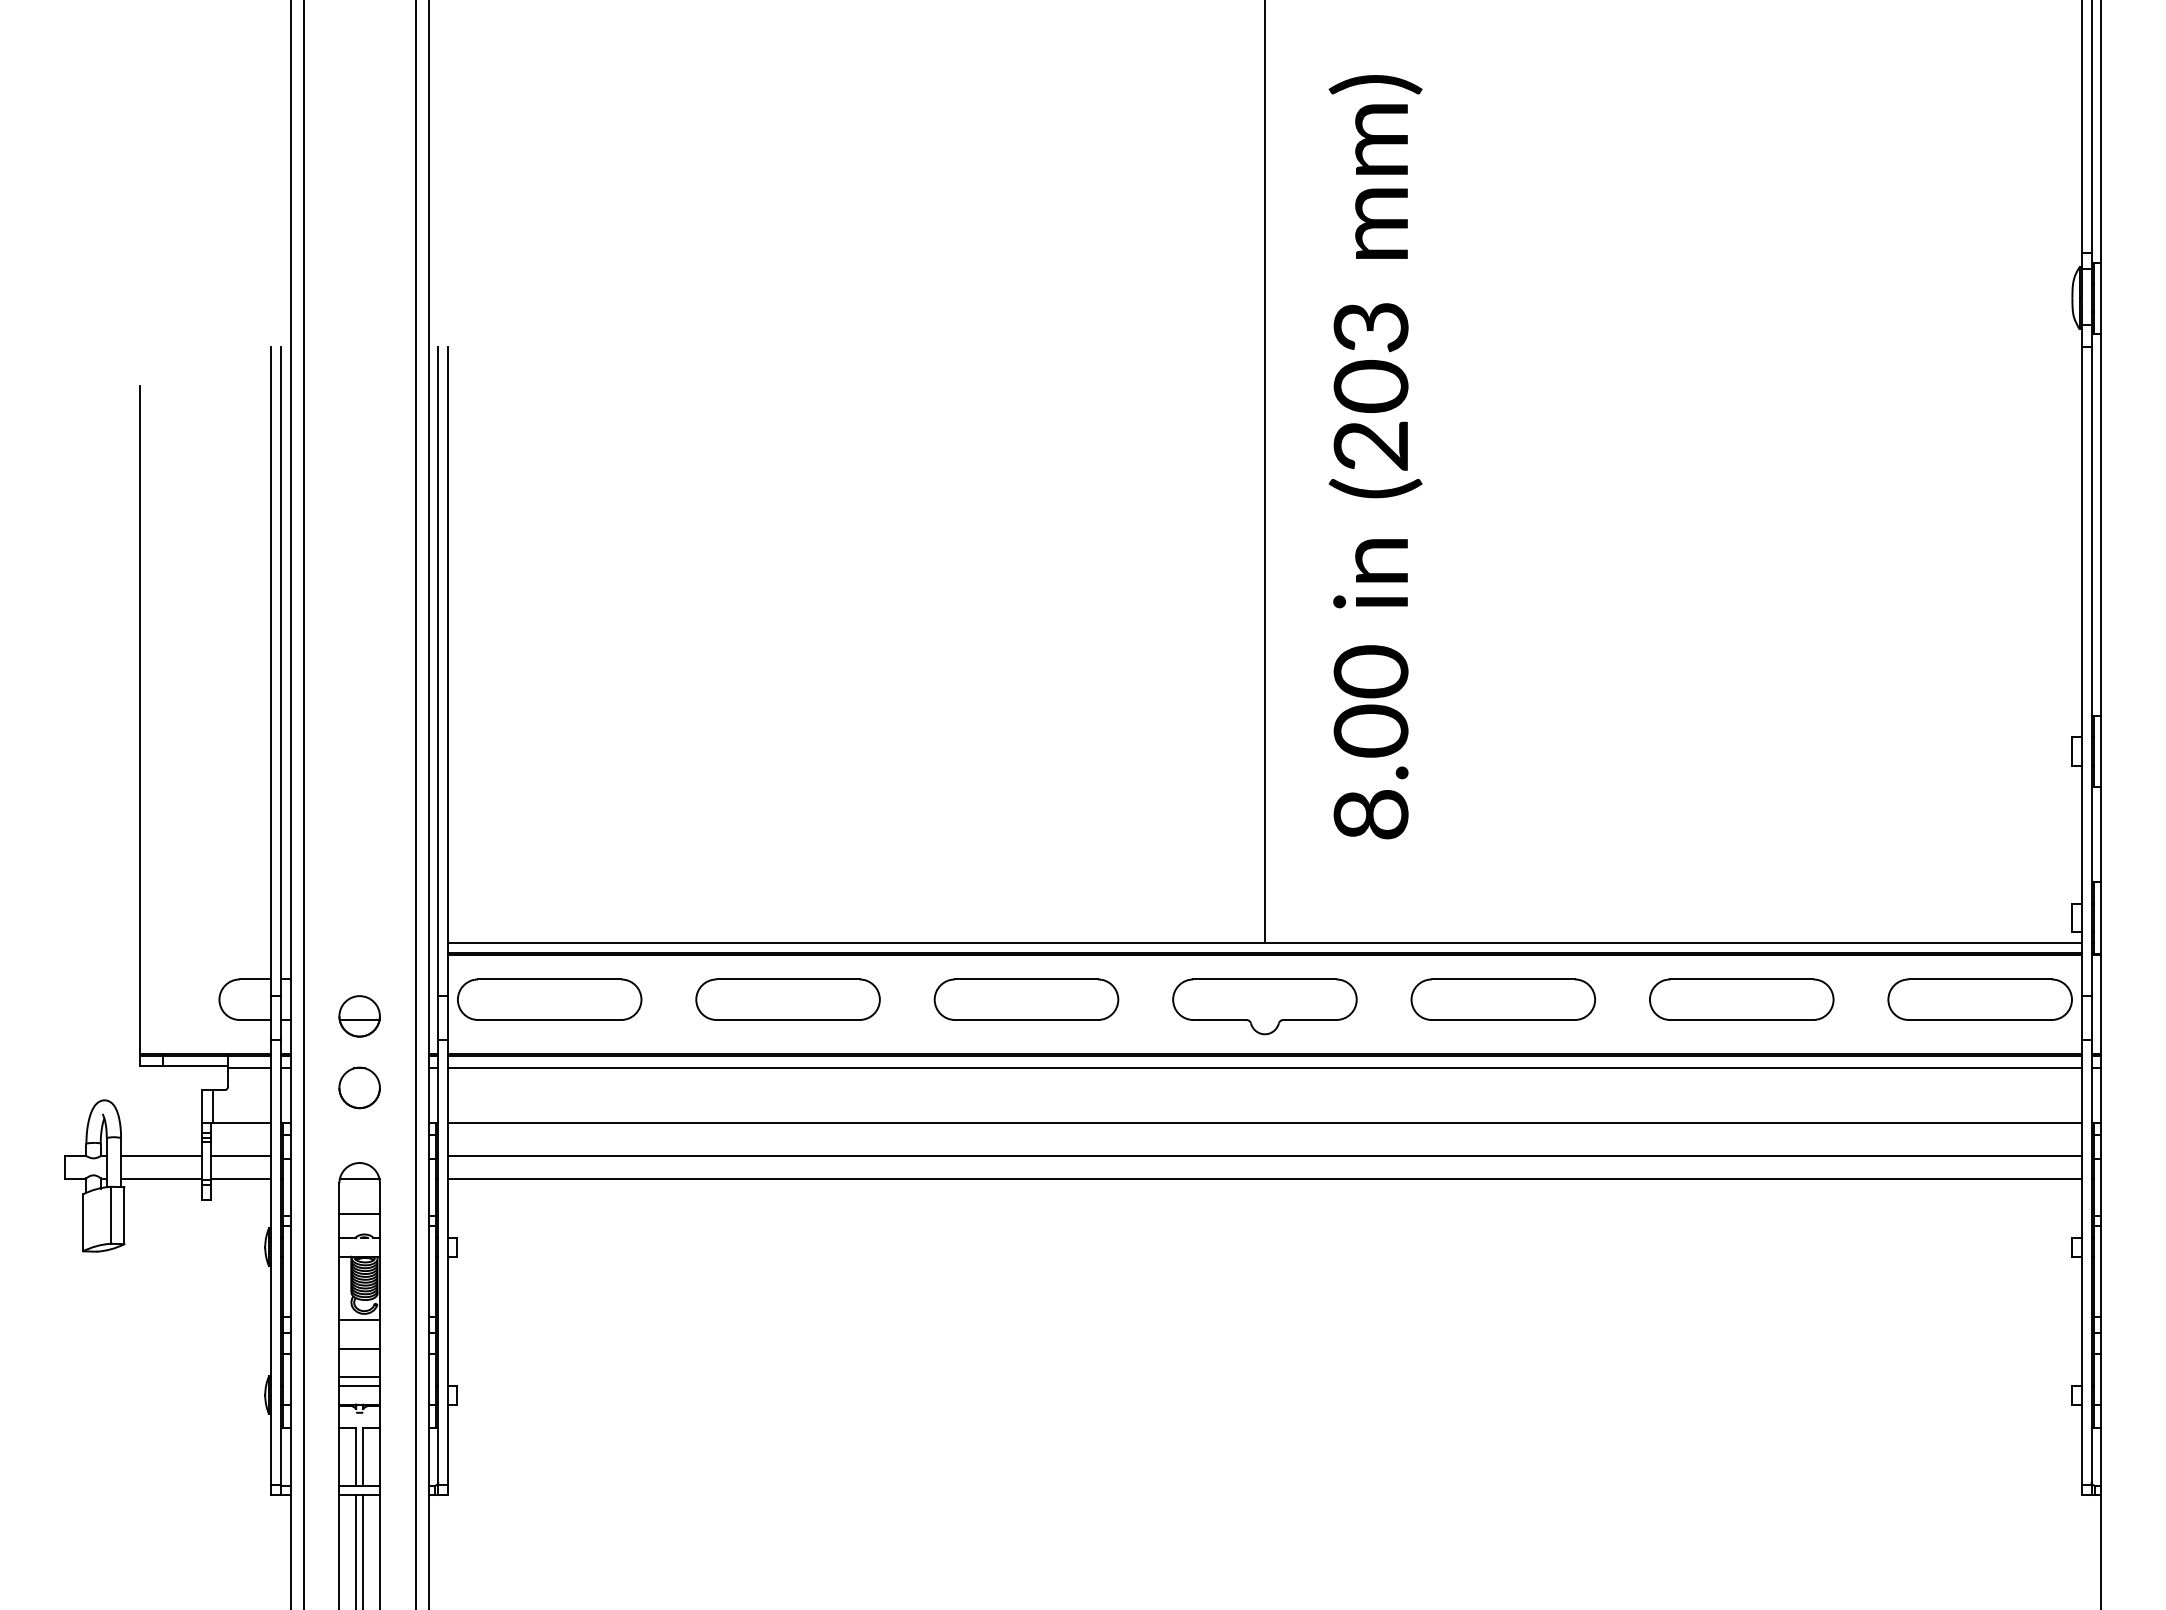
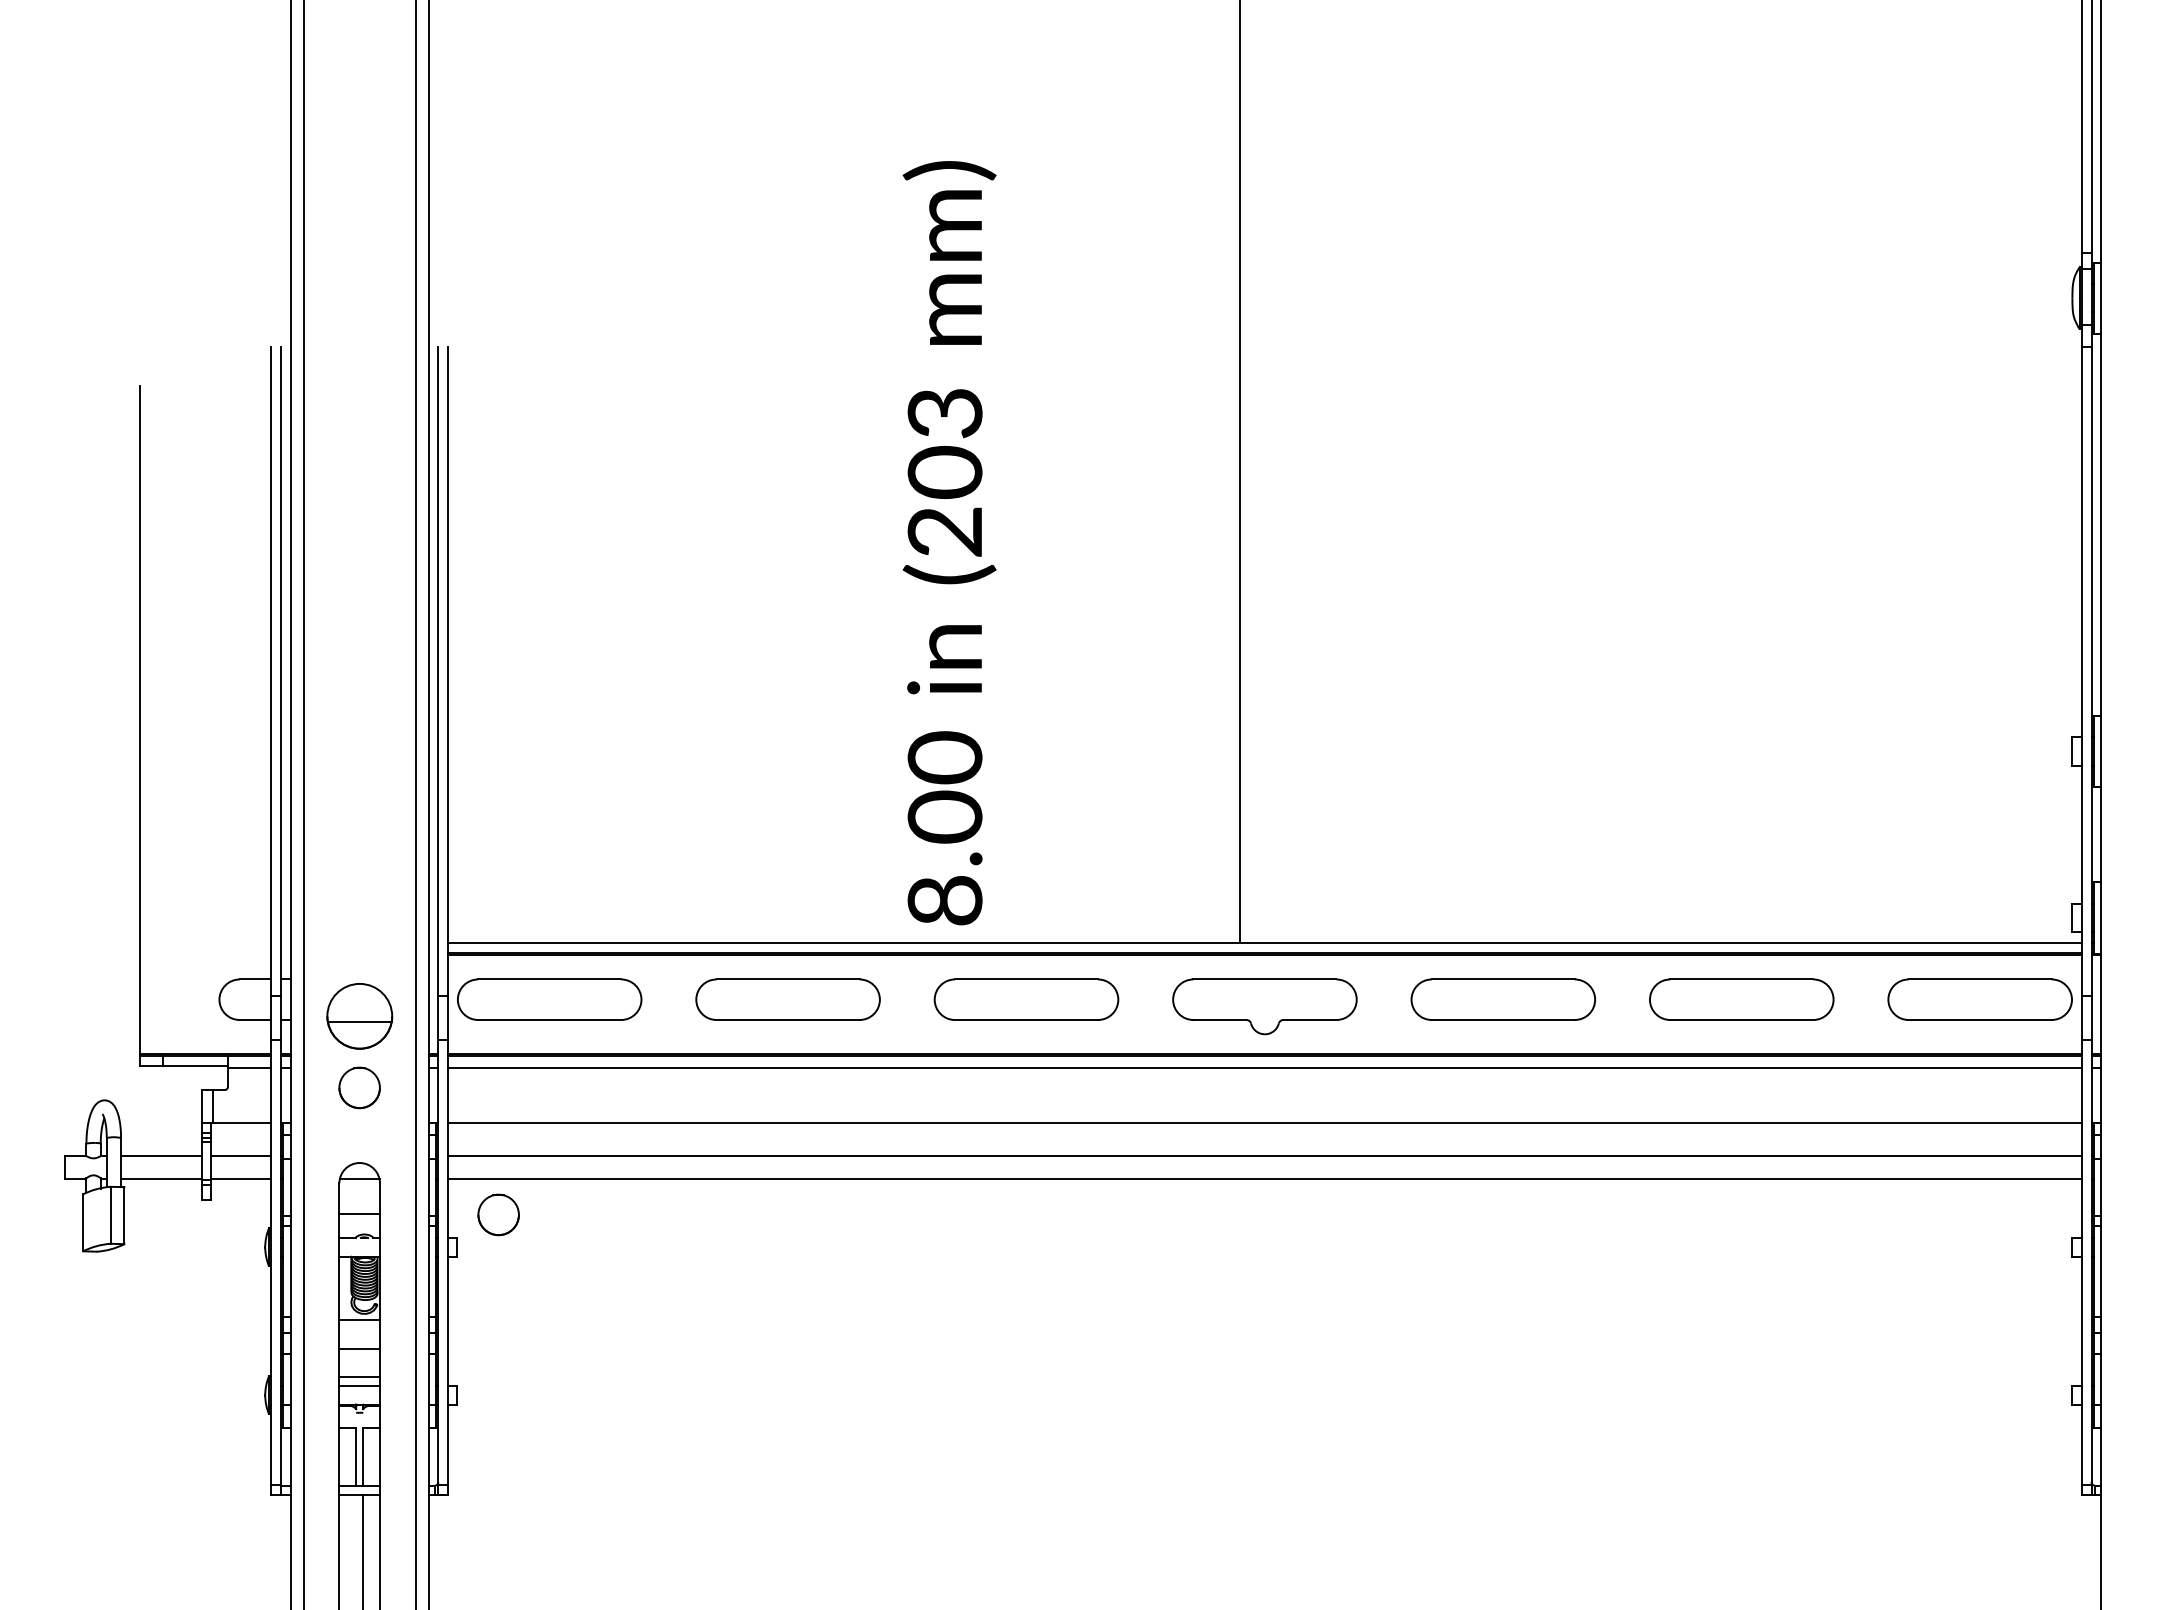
text position: (1375, 457) -> (949, 543) (949, 543)
line position: (1265, 471) -> (1240, 471) (1240, 471)
part size: 43x43 px -> 68x67 px (359, 1016)
part: none -> present (498, 1214)
line: present -> none (356, 1550)
